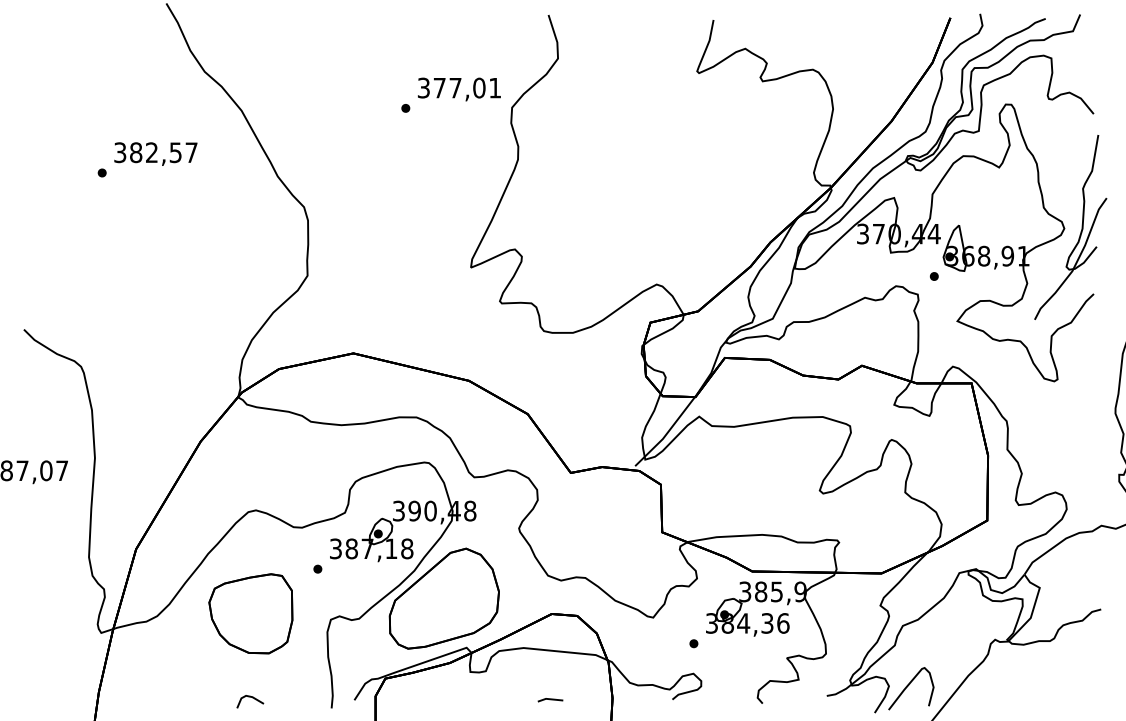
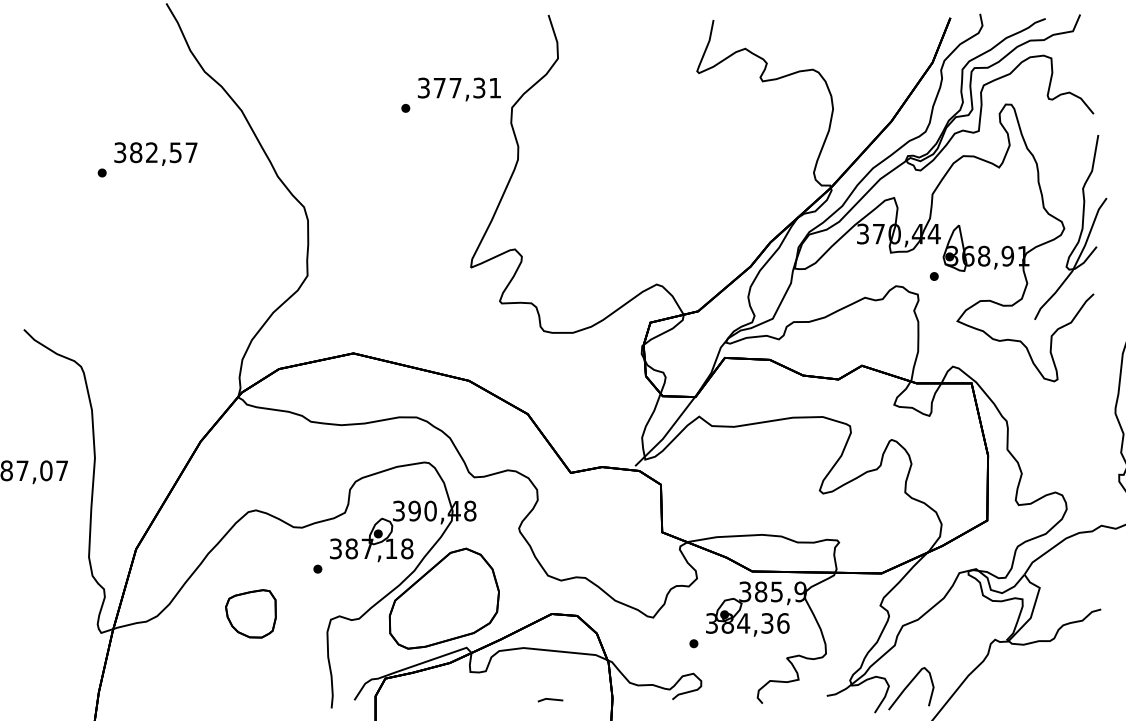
text: 377,01 -> 377,31 (479, 87)
part size: 86x82 px -> 52x50 px (250, 613)
line: present -> none (252, 698)
